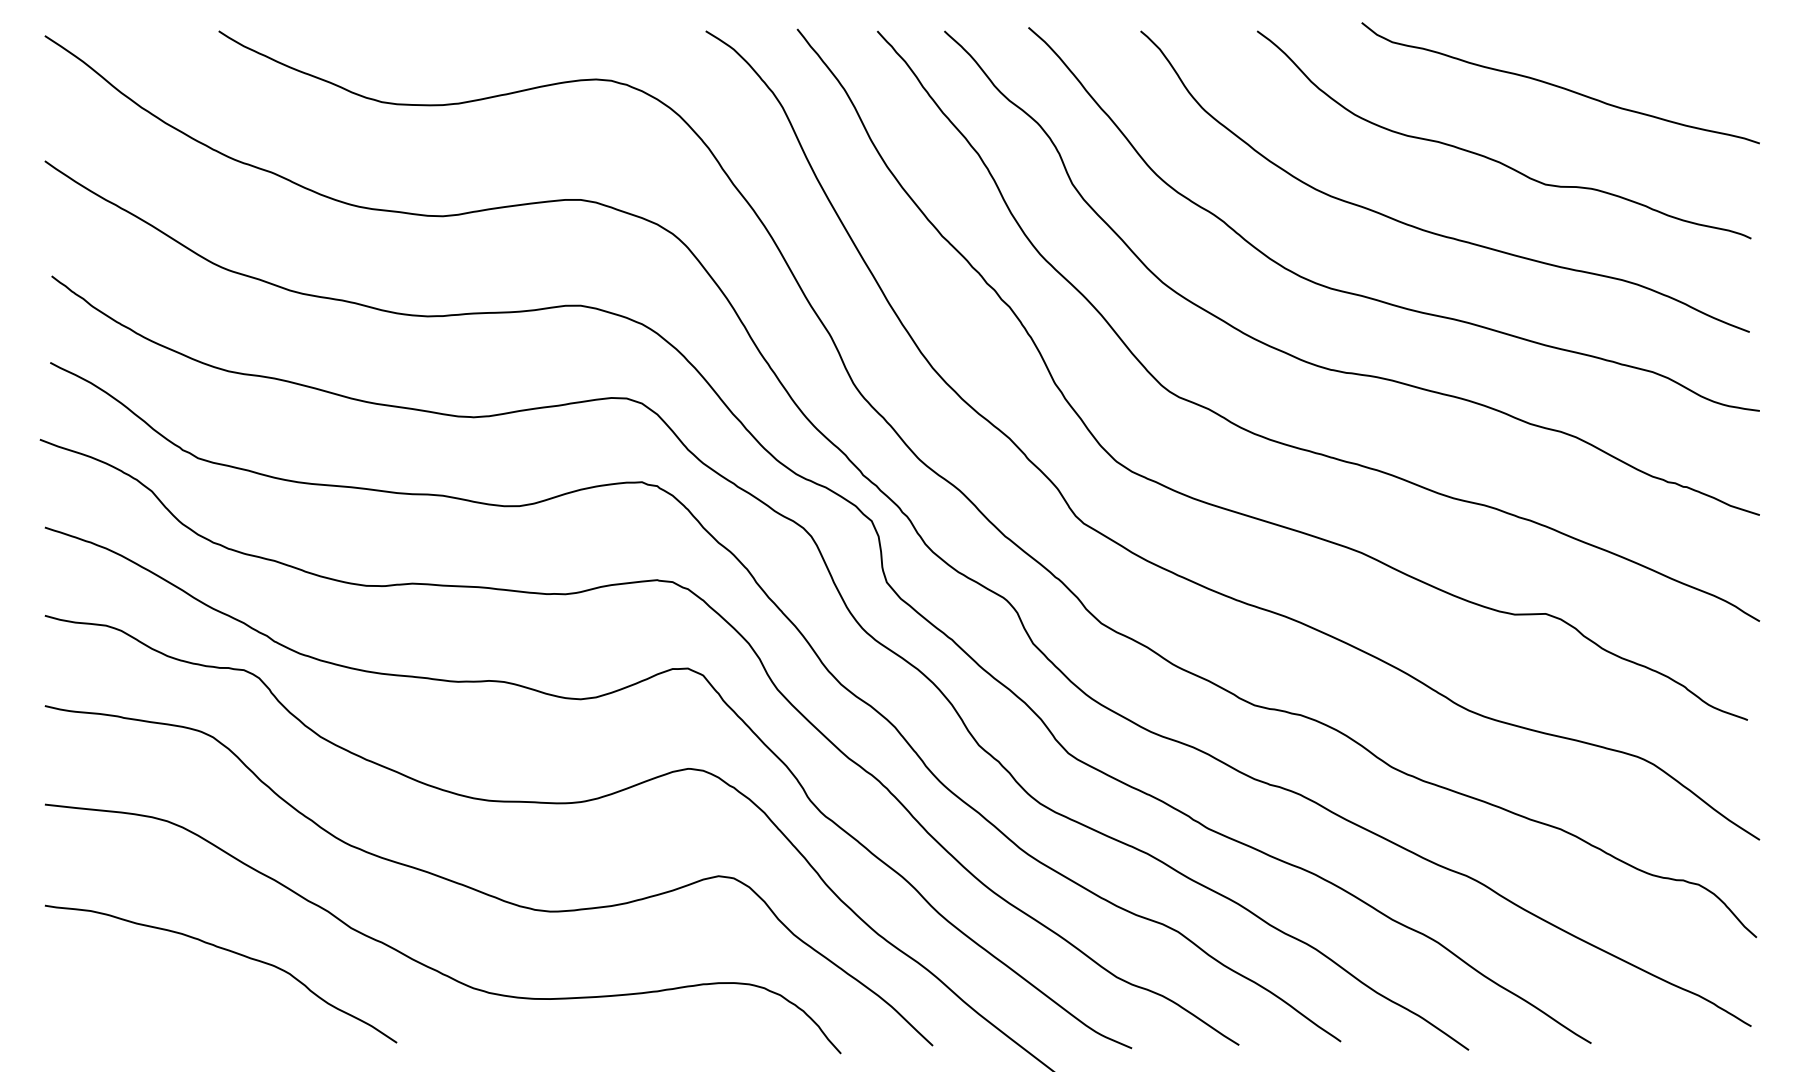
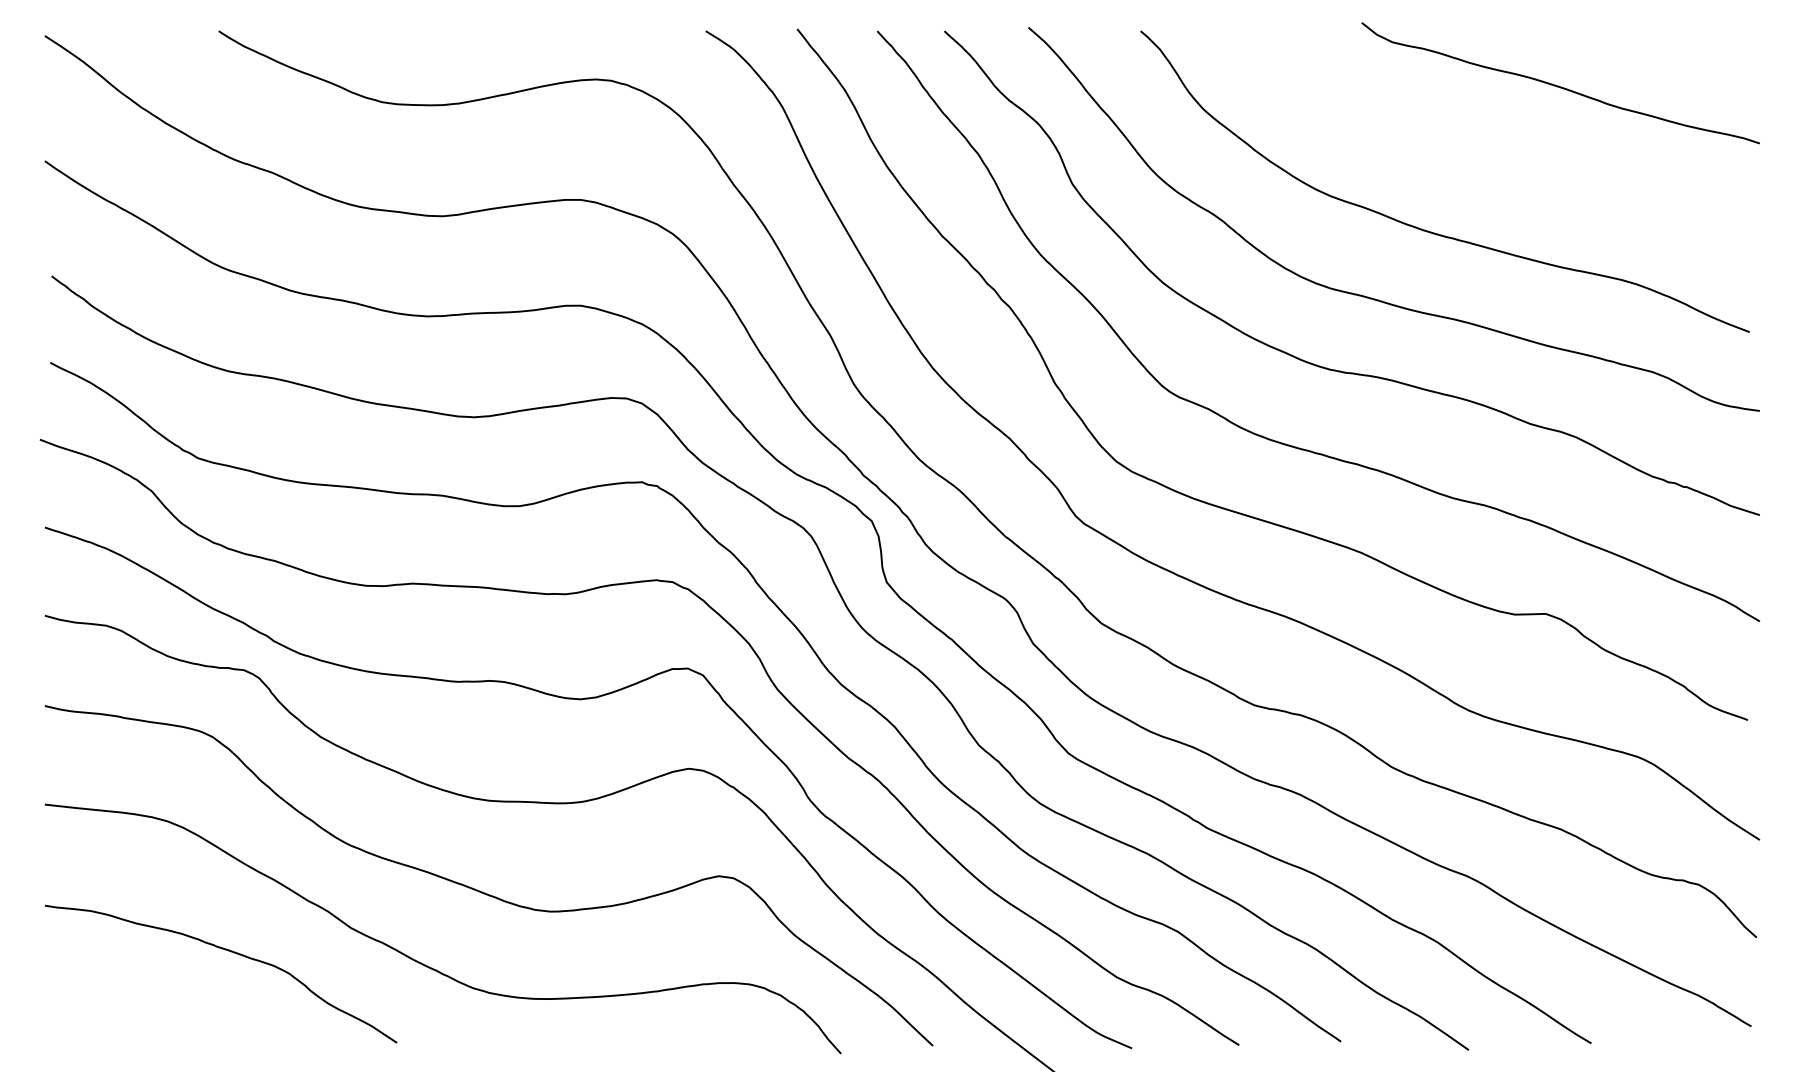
curve: present -> none (1495, 159)
